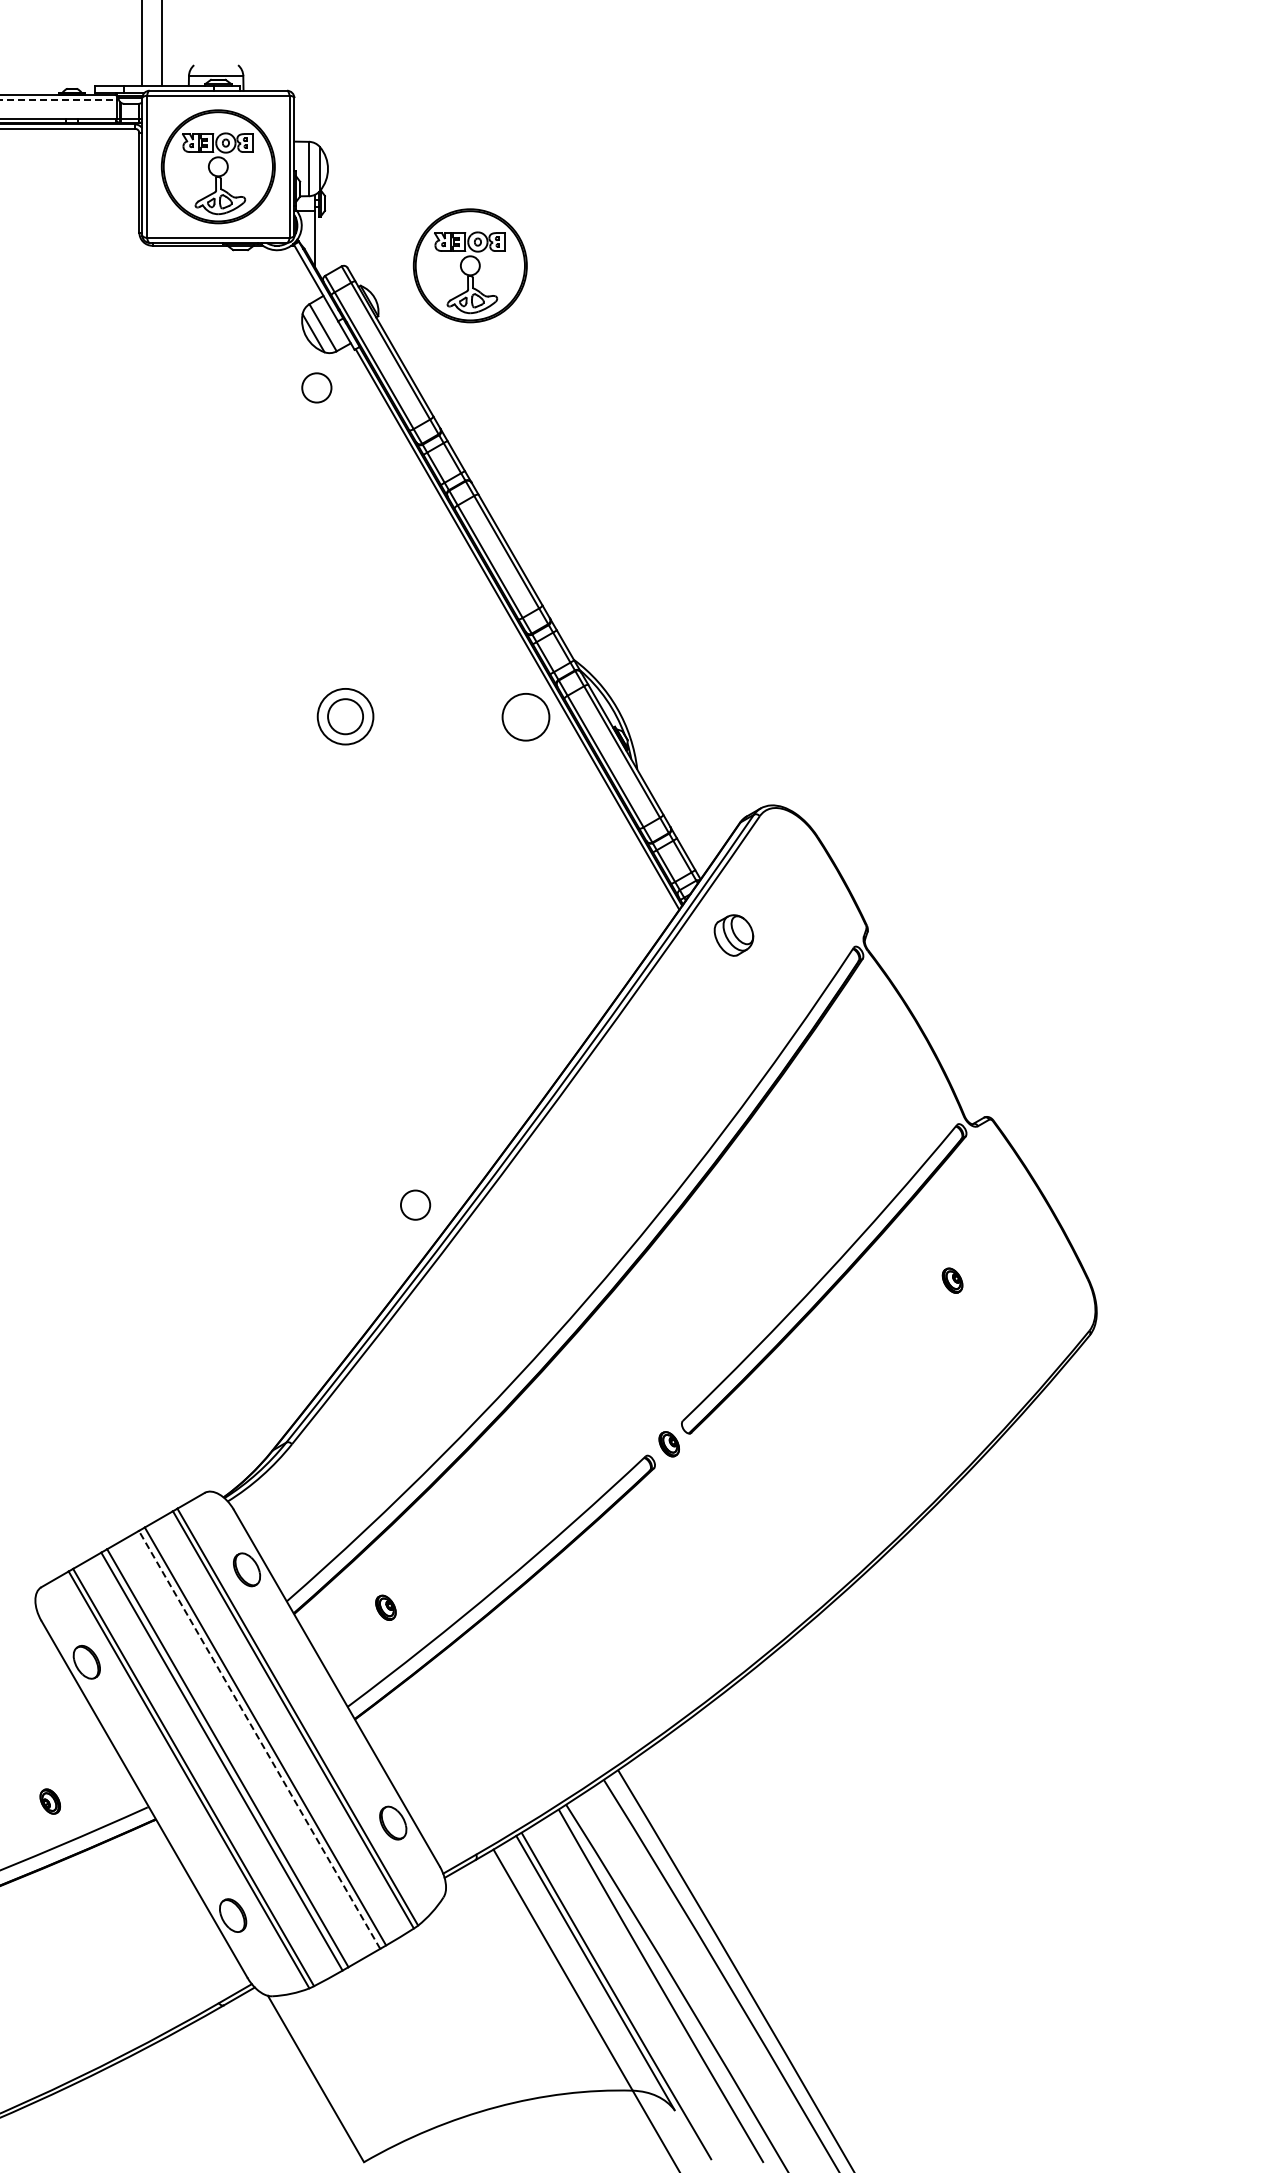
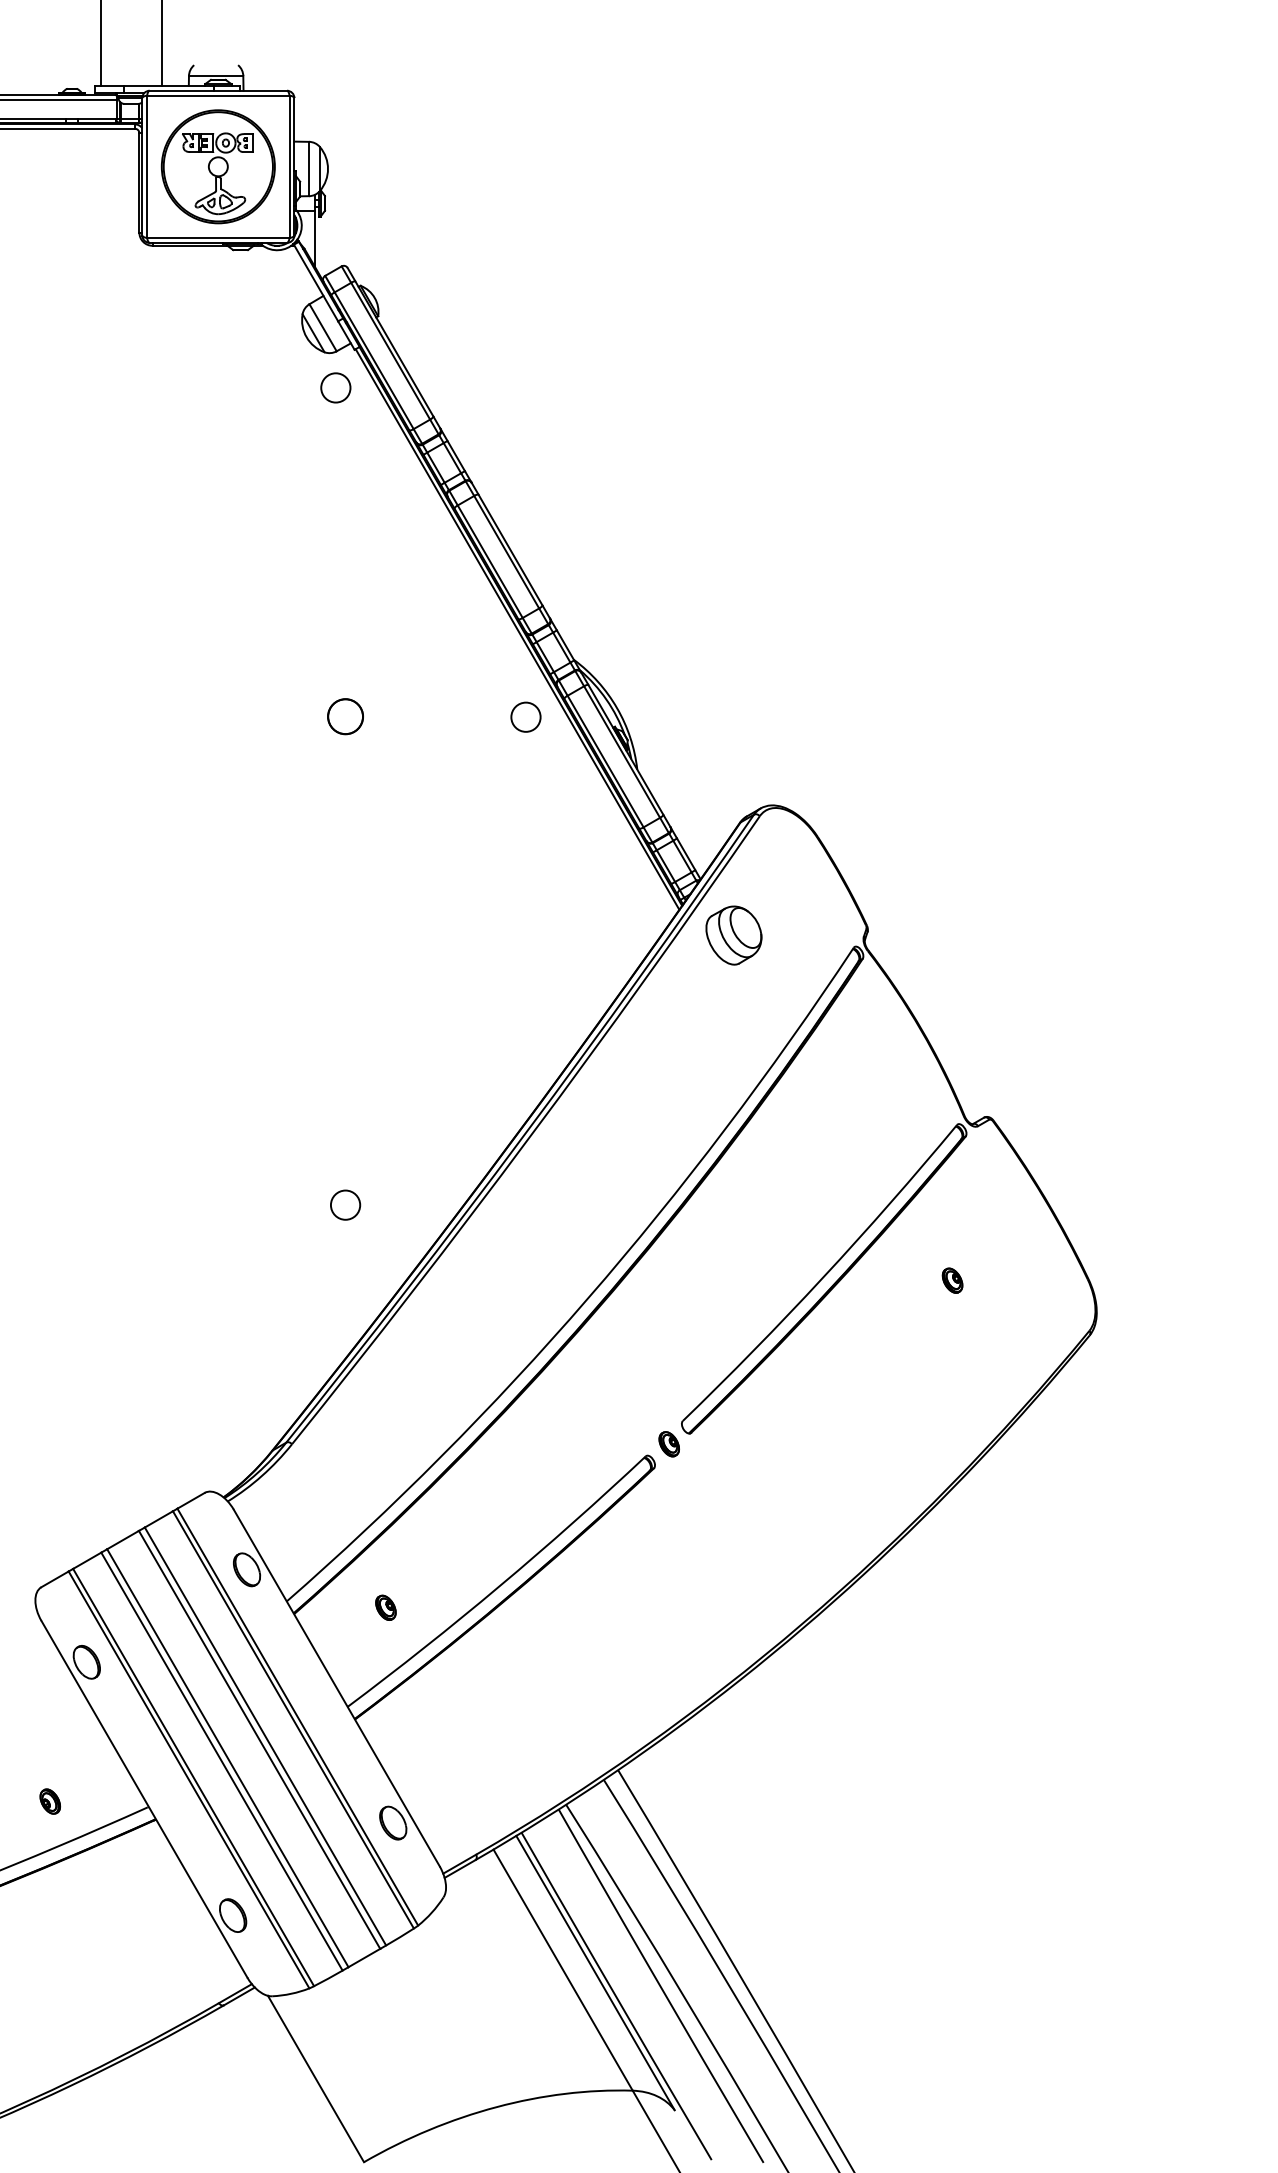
line position: (141, 43) -> (100, 43) (100, 43)
line: dashed -> solid (59, 99)
part: present -> none (469, 265)
circle position: (316, 387) -> (335, 387) (335, 387)
circle diameter: 56 px -> 35 px (345, 716)
circle diameter: 47 px -> 29 px (525, 716)
part size: 42x43 px -> 58x61 px (733, 935)
circle position: (415, 1204) -> (345, 1204) (345, 1204)
line: dashed -> solid (259, 1739)
